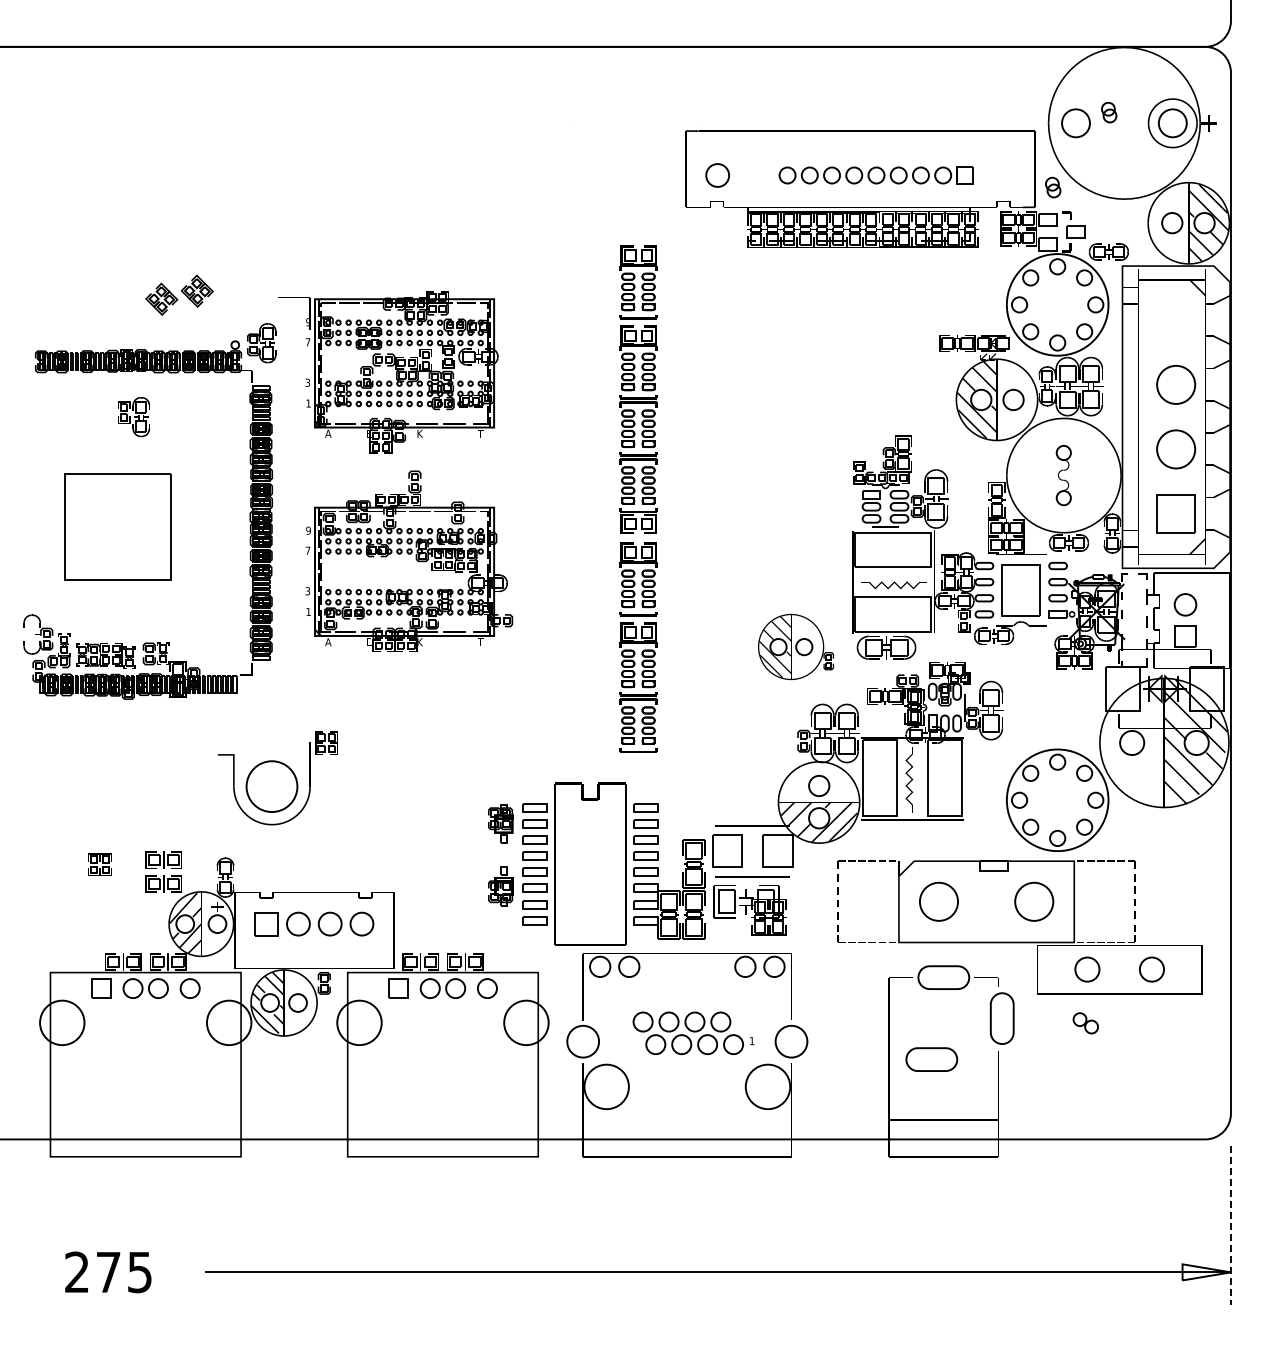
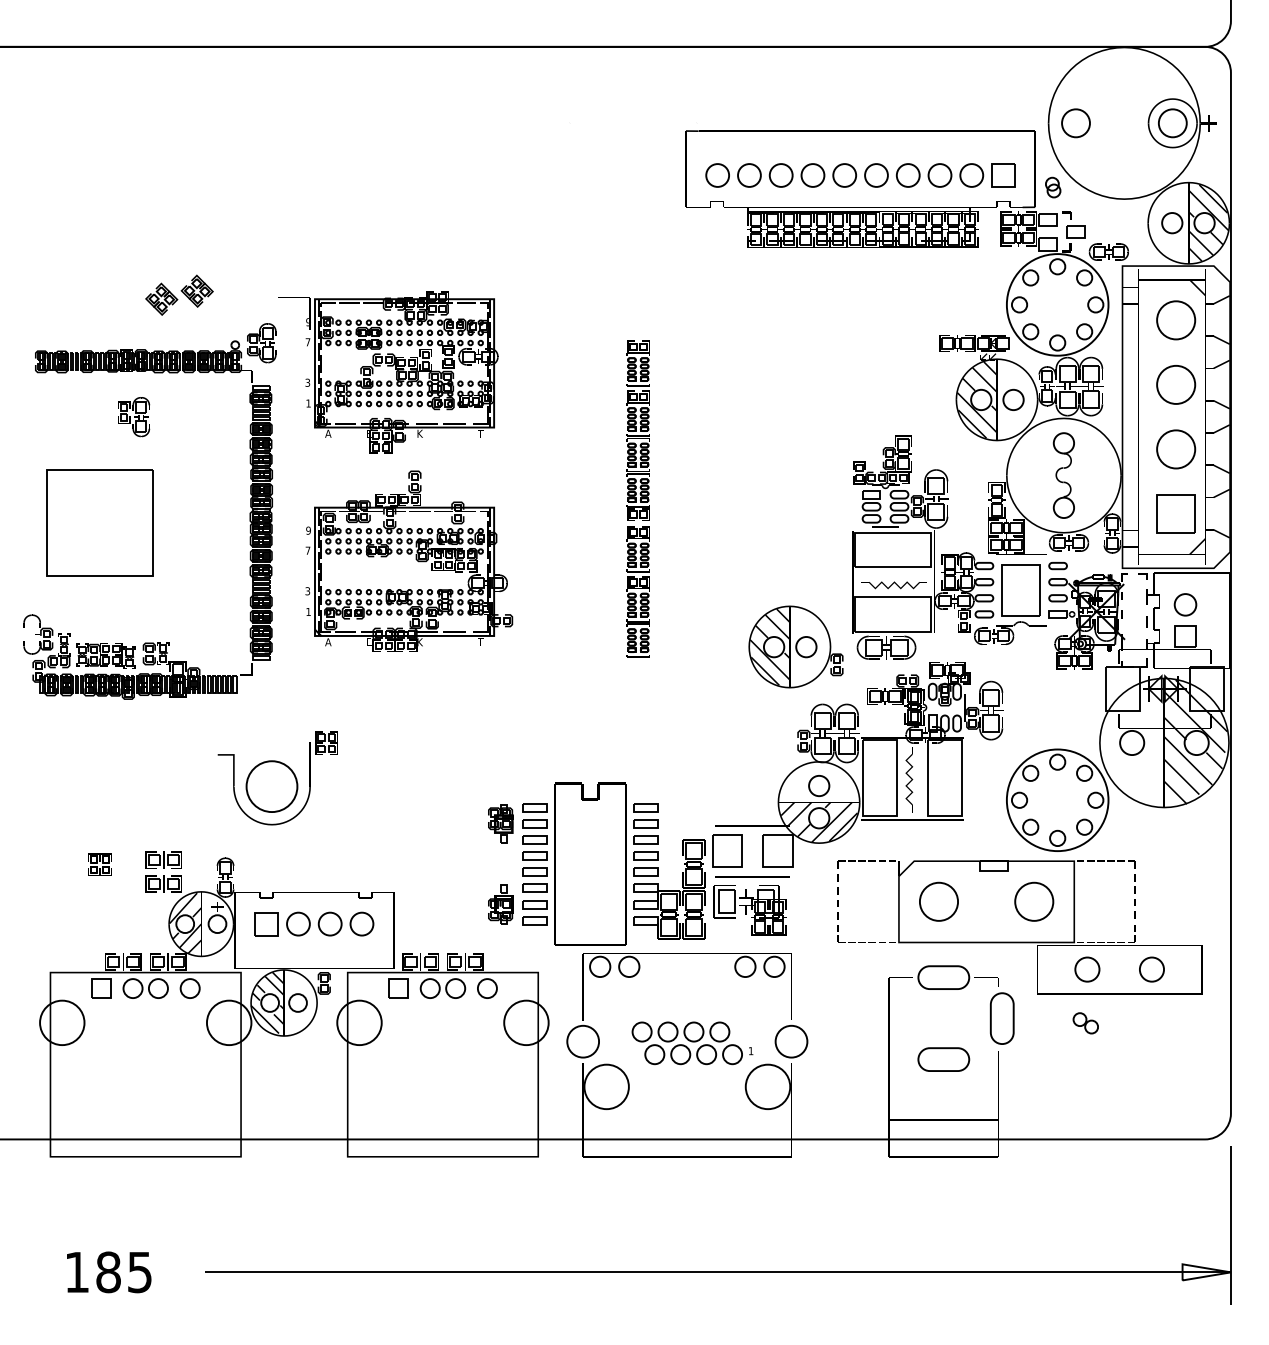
part: present -> none (1109, 112)
part size: 196x19 px -> 279x25 px (876, 175)
circle: none -> present (1176, 320)
part size: 17x62 px -> 23x87 px (1063, 475)
part size: 39x508 px -> 24x318 px (637, 498)
part position: (117, 526) -> (99, 522) (99, 522)
part size: 76x68 px -> 96x84 px (795, 646)
part position: (500, 886) -> (500, 904) (500, 904)
part position: (693, 1033) -> (692, 1043) (692, 1043)
part position: (931, 1059) -> (943, 1059) (943, 1059)
line: dashed -> solid (1230, 1225)
text: 275 -> 185 (92, 1272)
